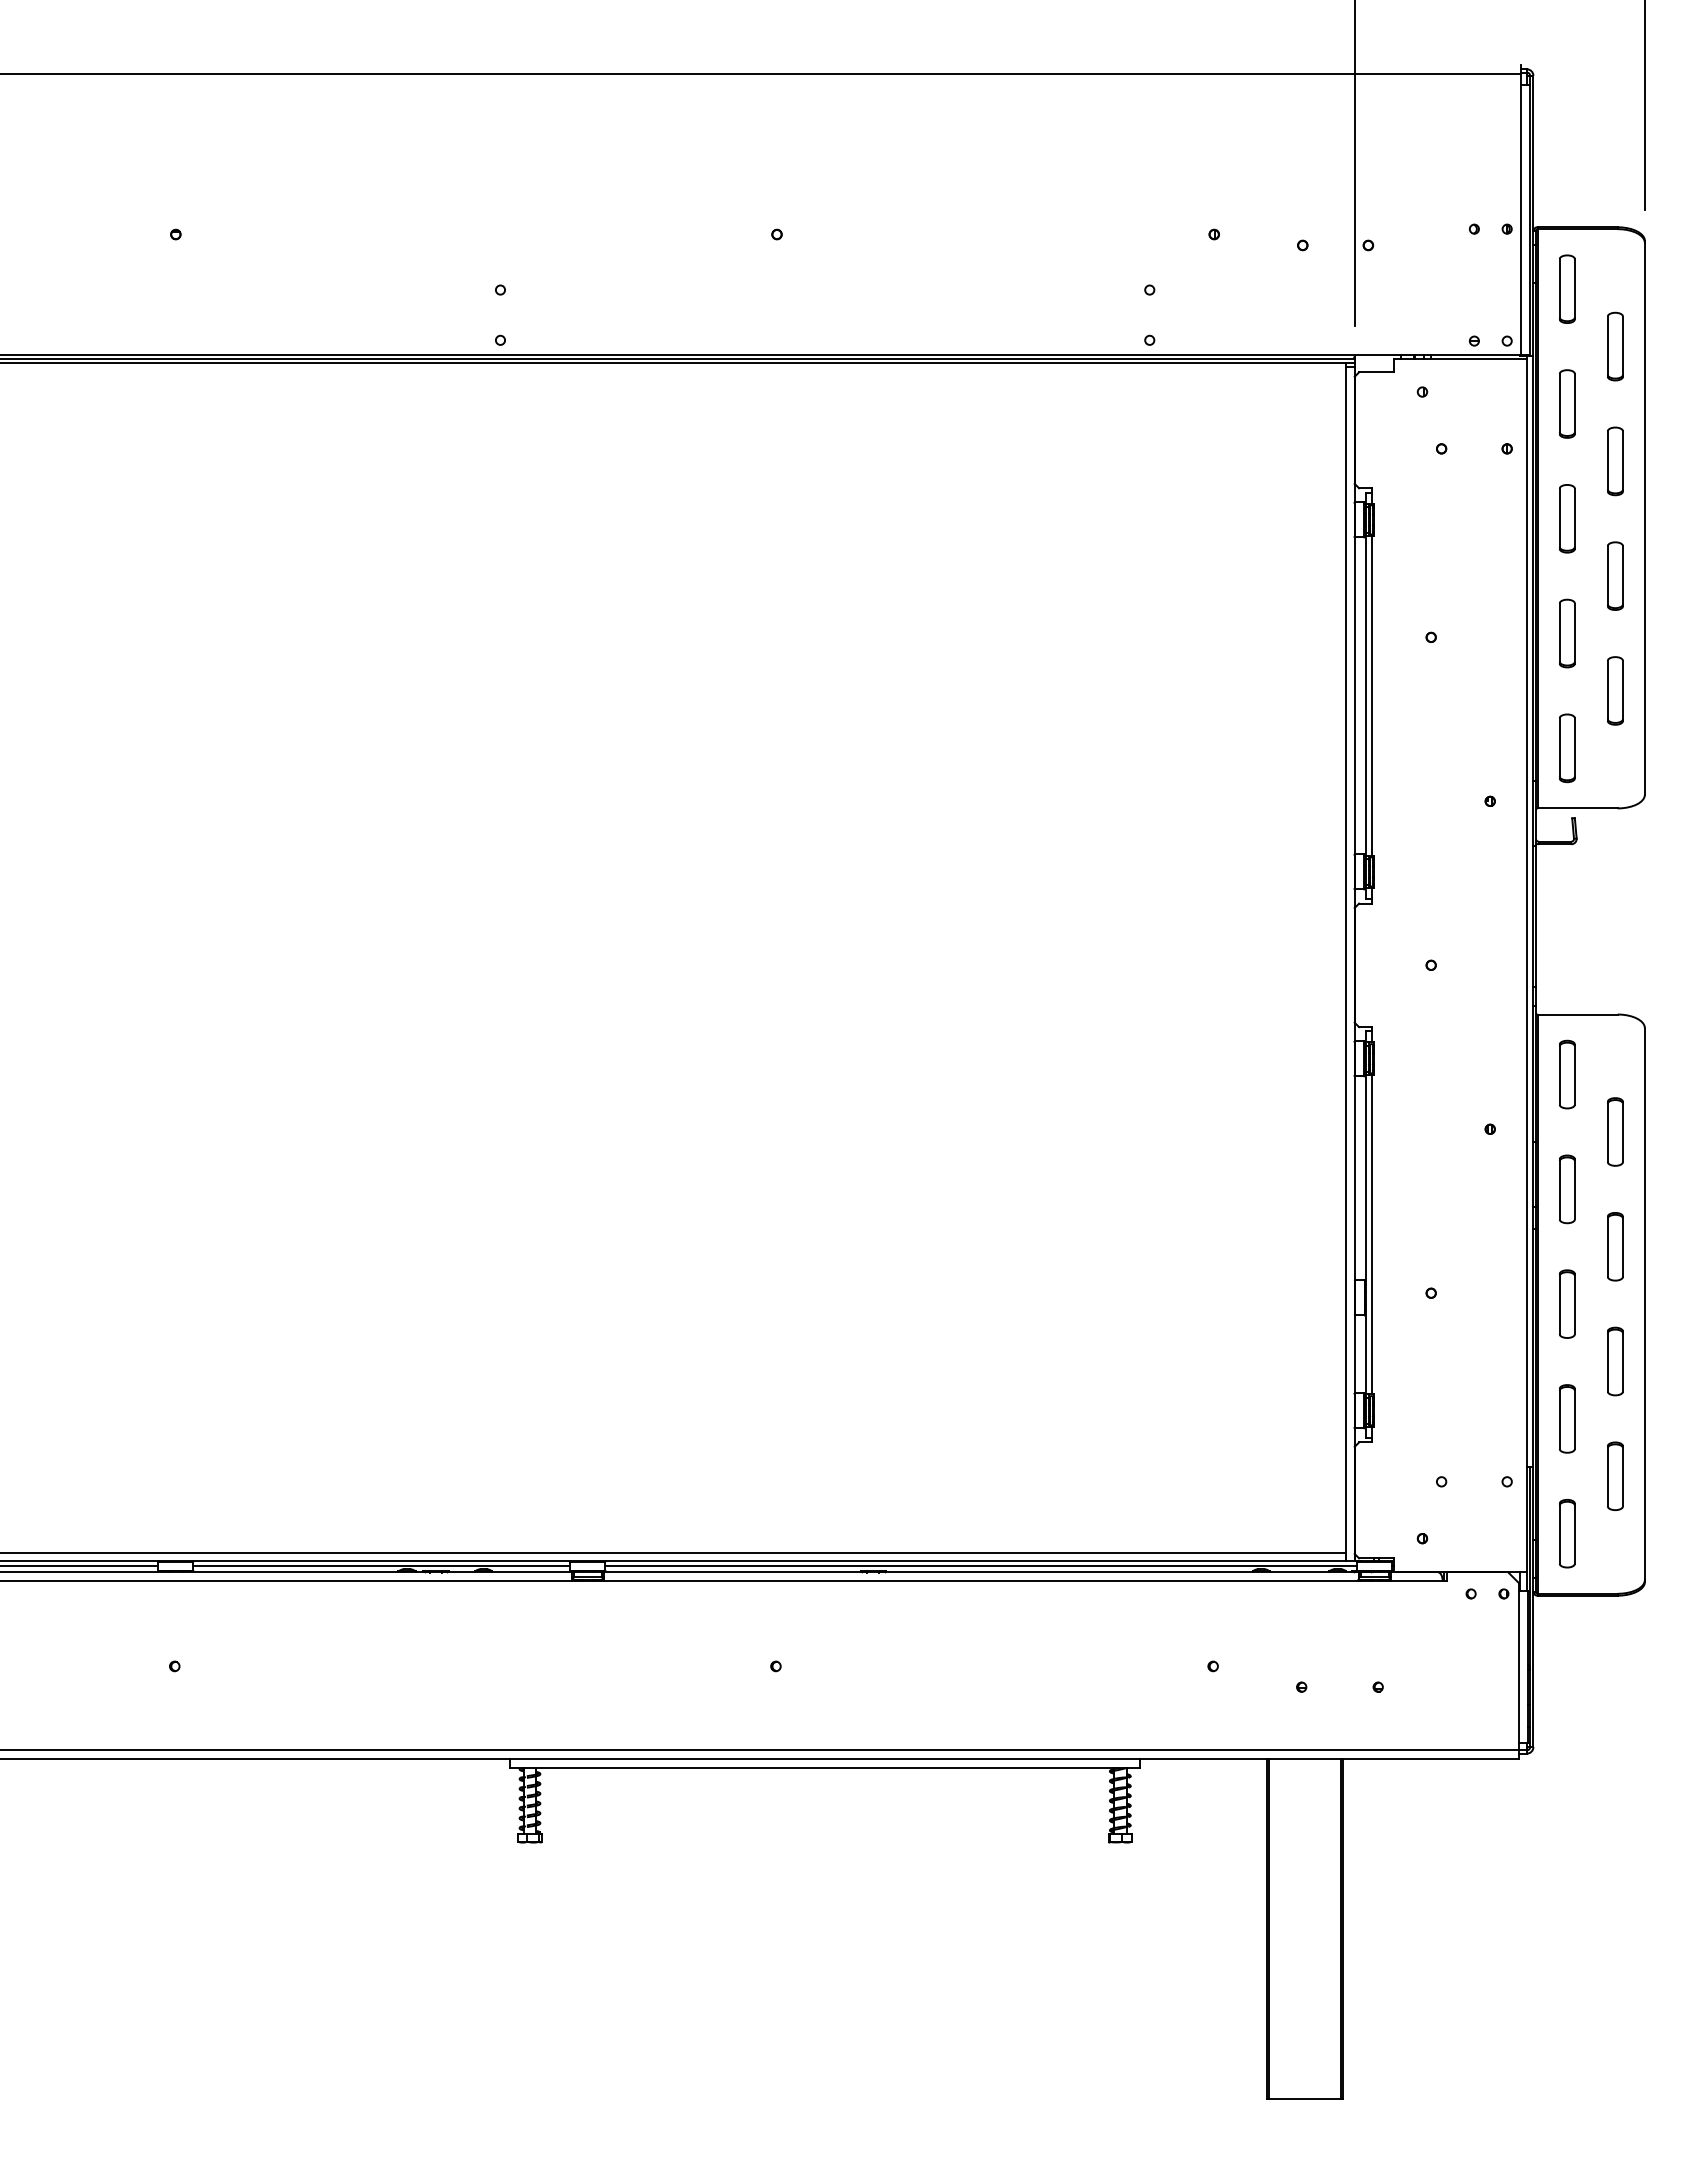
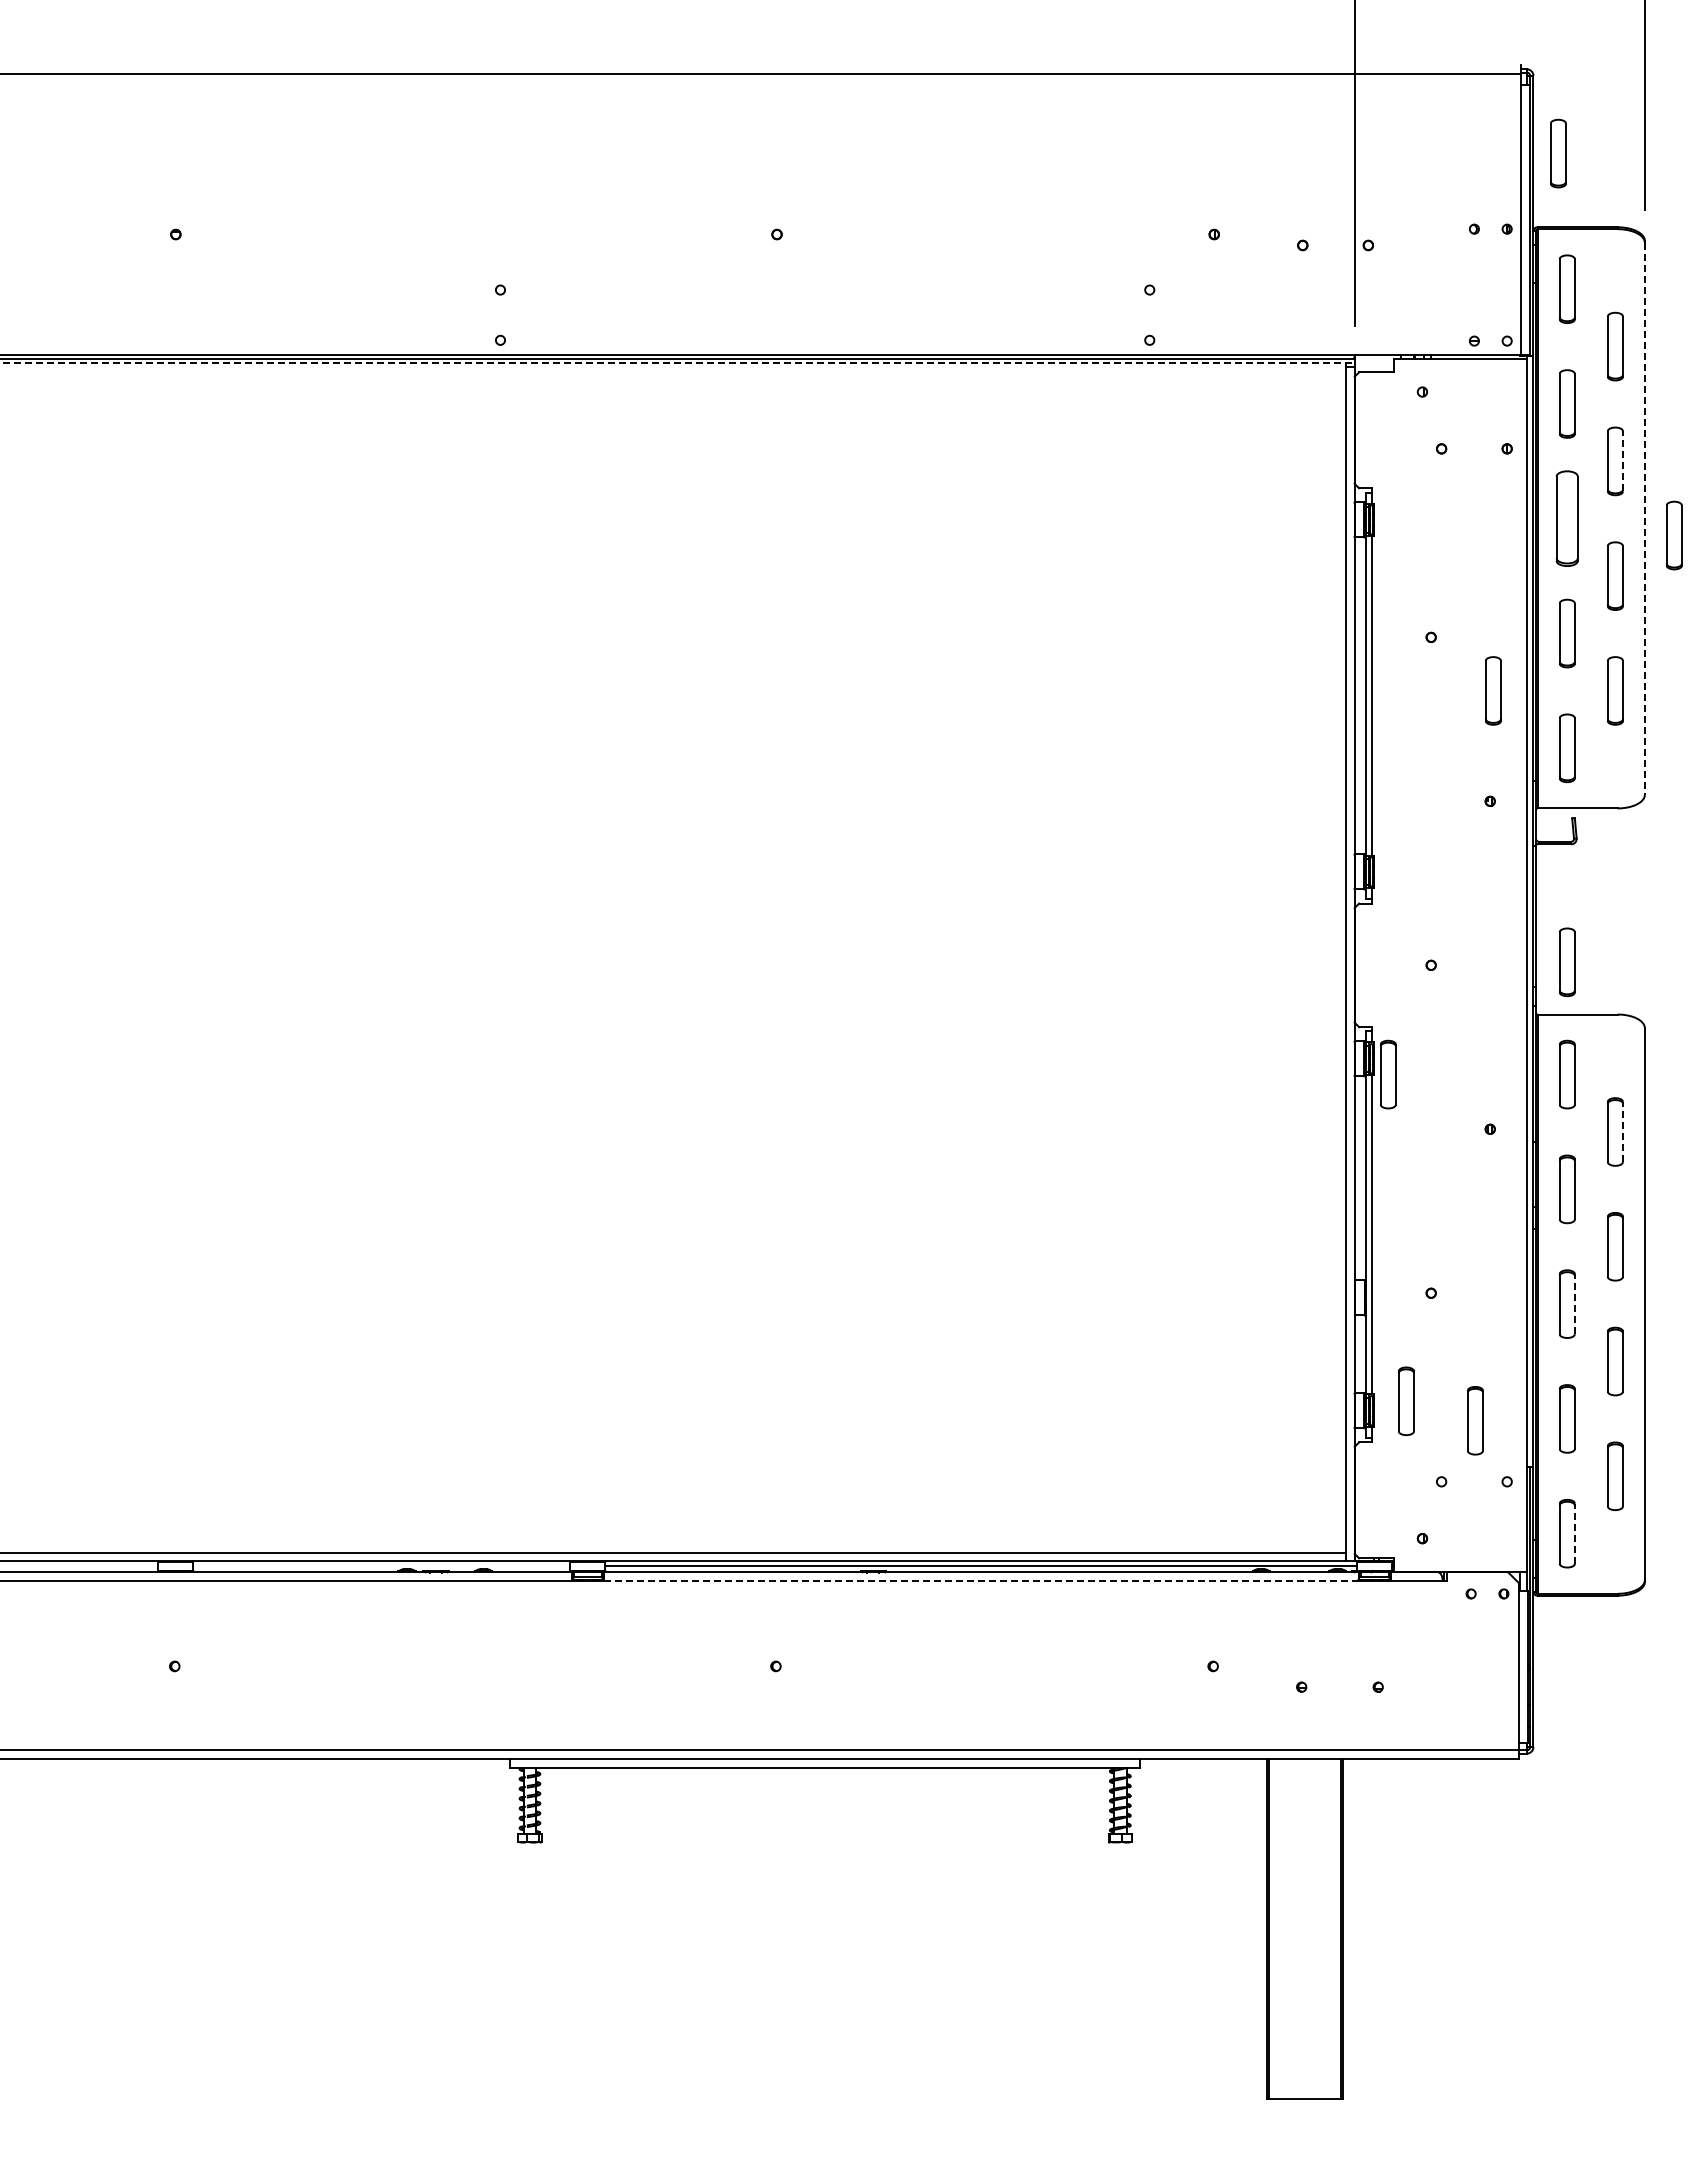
part: none -> present (1558, 153)
line: solid -> dashed (678, 363)
line: solid -> dashed (1623, 460)
part size: 17x70 px -> 24x97 px (1566, 518)
line: solid -> dashed (1644, 518)
part: none -> present (1674, 535)
part: none -> present (1493, 690)
part: none -> present (1567, 962)
part: none -> present (1388, 1074)
line: solid -> dashed (1623, 1131)
line: solid -> dashed (1574, 1303)
part: none -> present (1406, 1400)
part: none -> present (1475, 1420)
line: solid -> dashed (1574, 1533)
line: present -> none (80, 1565)
line: present -> none (381, 1565)
line: solid -> dashed (980, 1581)
